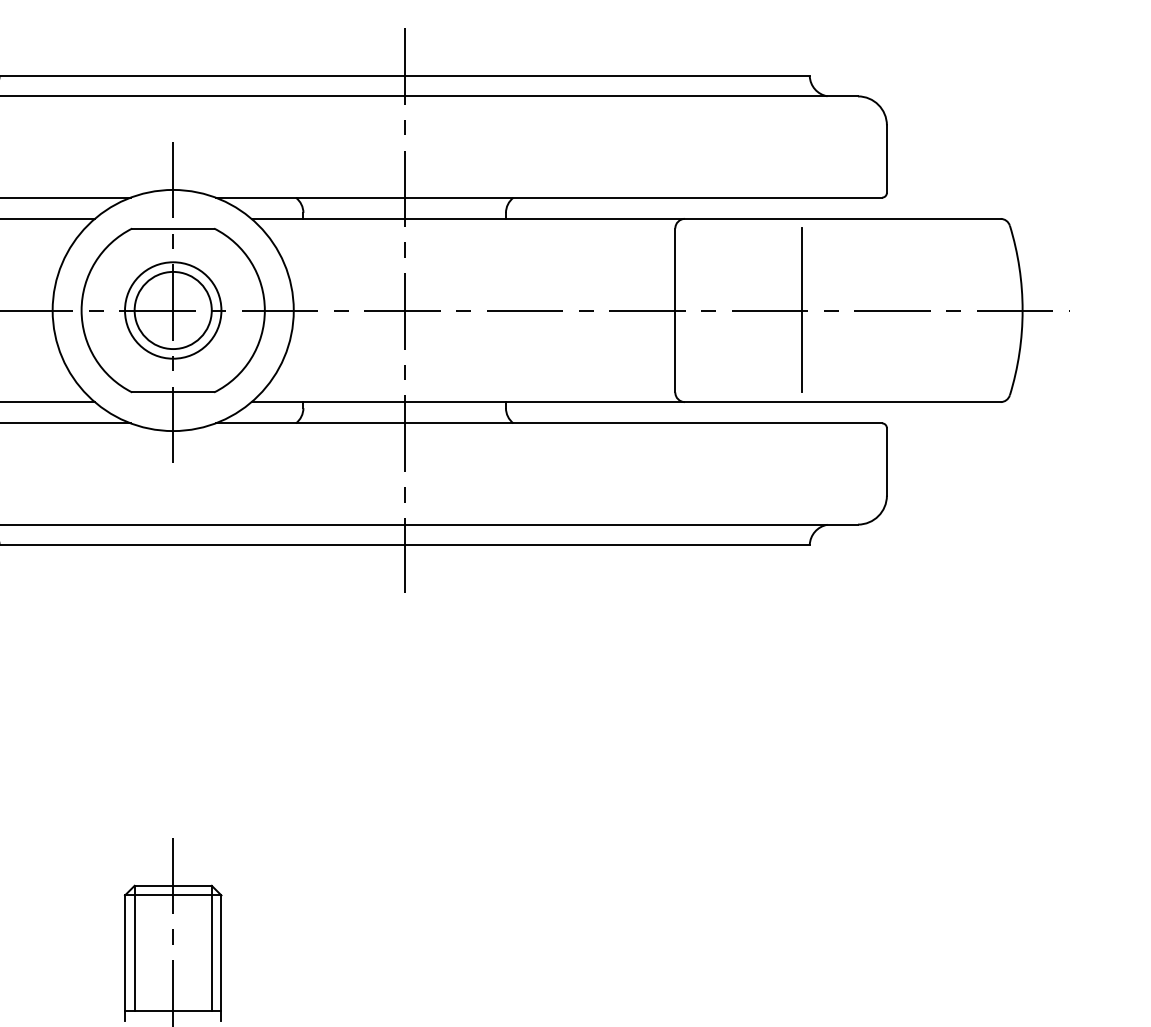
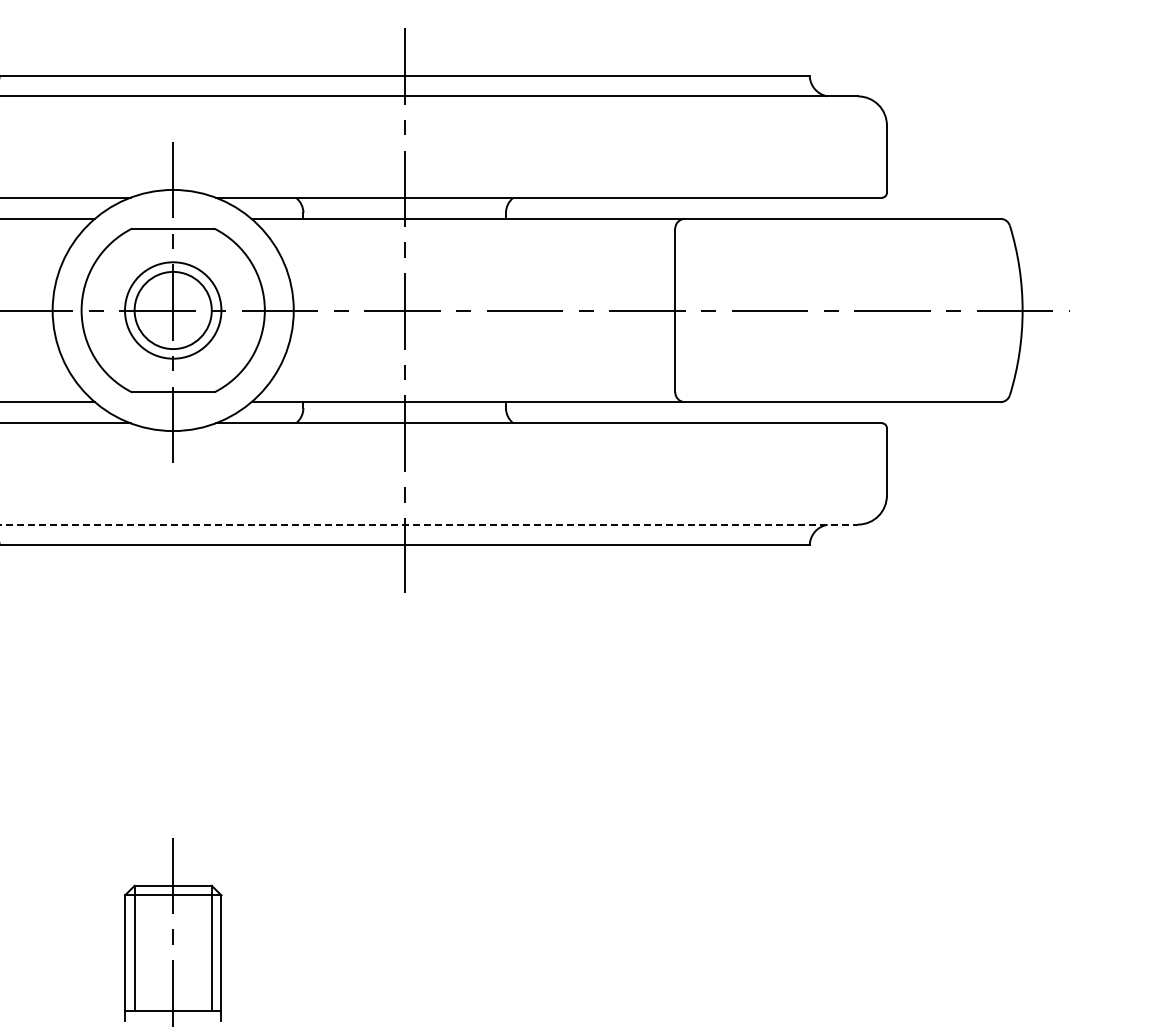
line: present -> none (801, 310)
line: solid -> dashed (429, 524)
